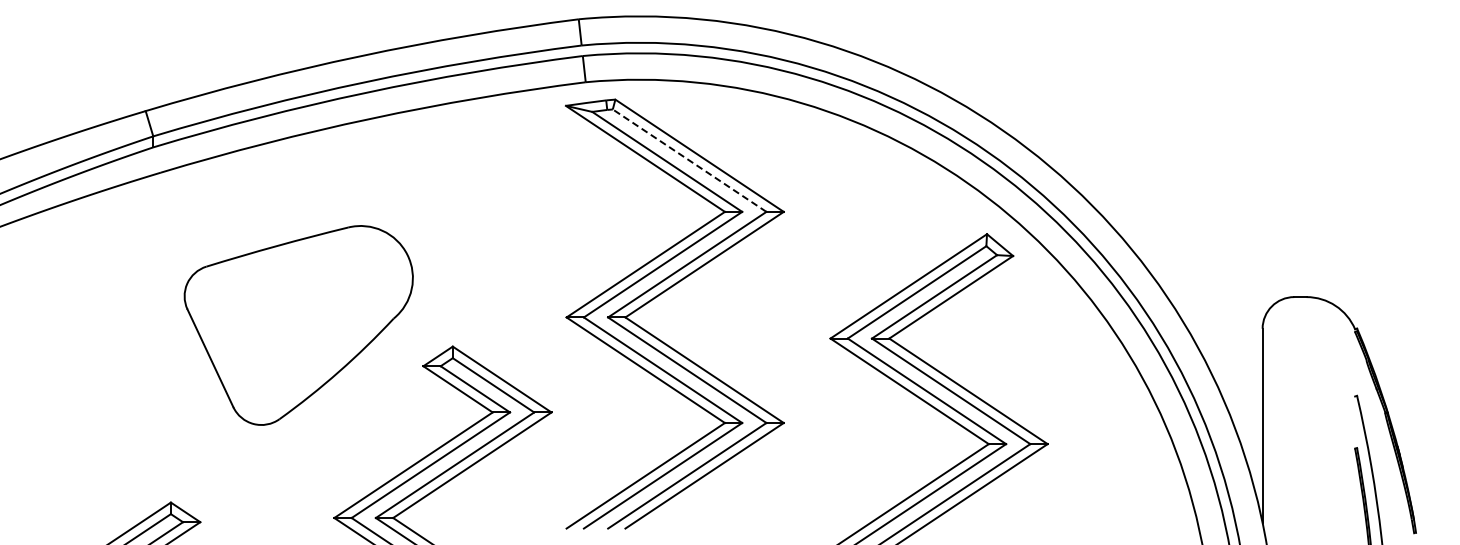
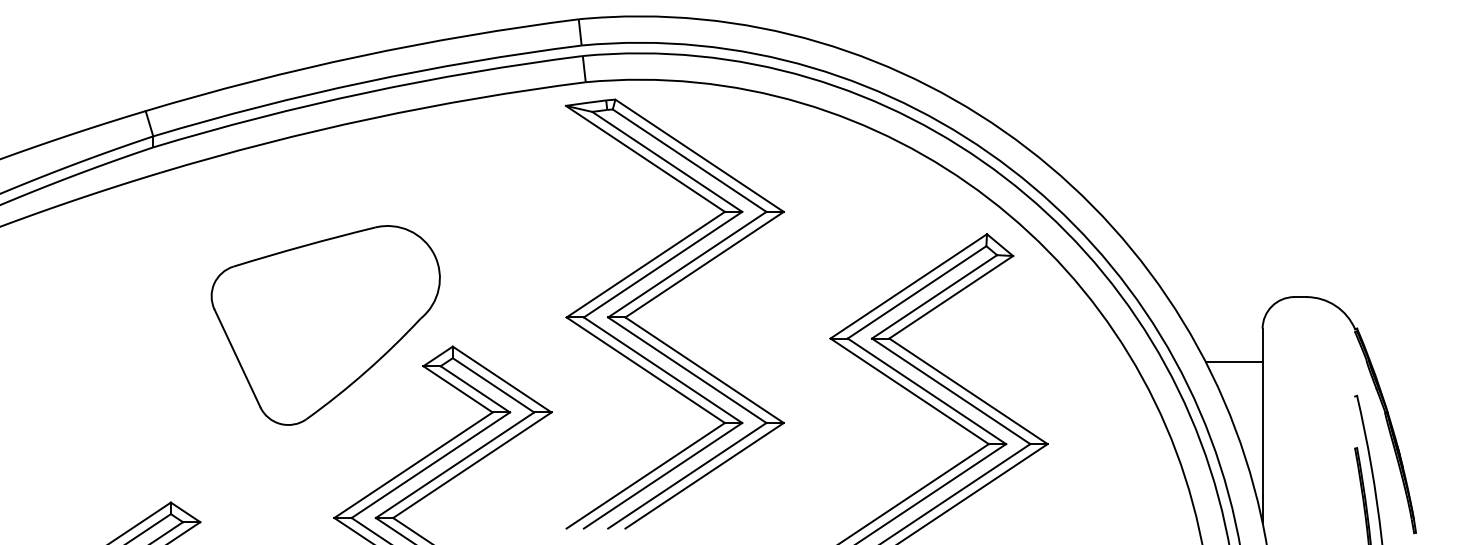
line: dashed -> solid (689, 160)
part position: (298, 325) -> (325, 325) (325, 325)
line: none -> present (1233, 362)
